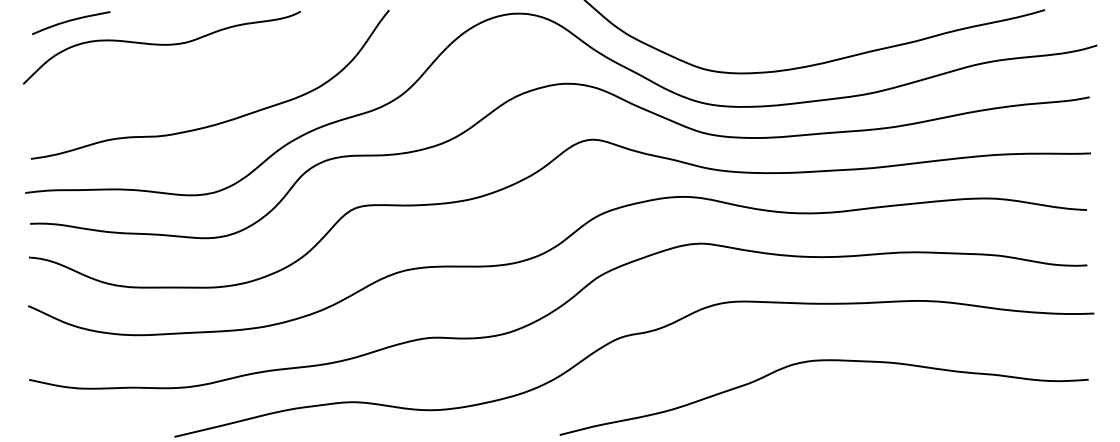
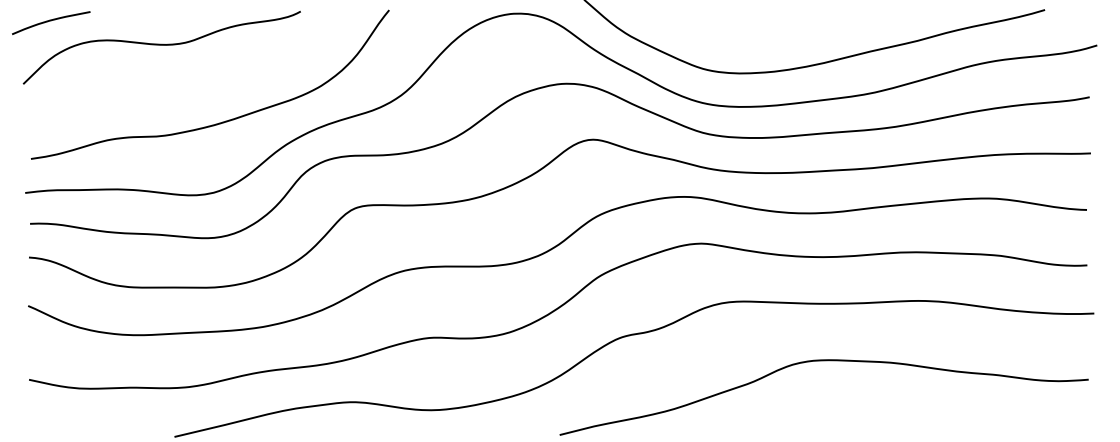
curve position: (71, 21) -> (51, 21) (51, 21)
